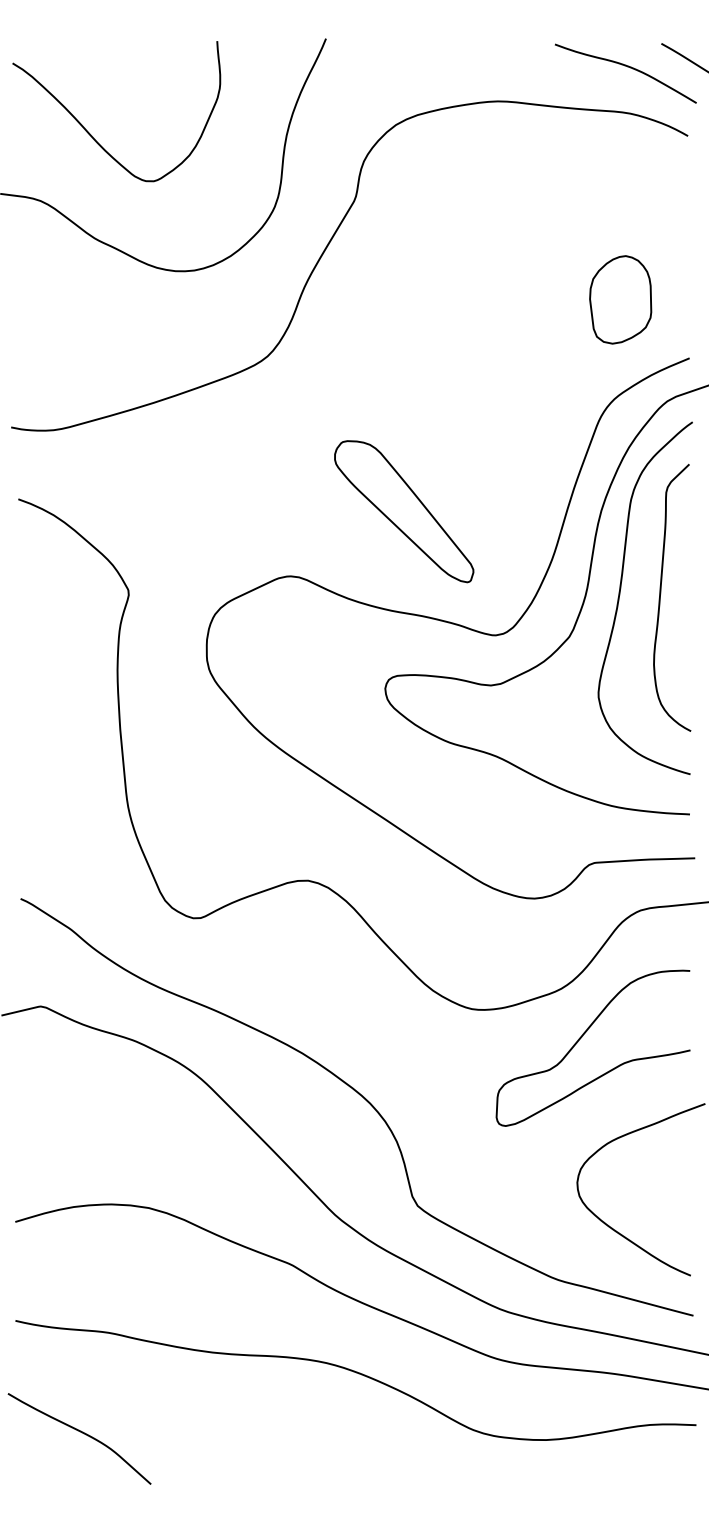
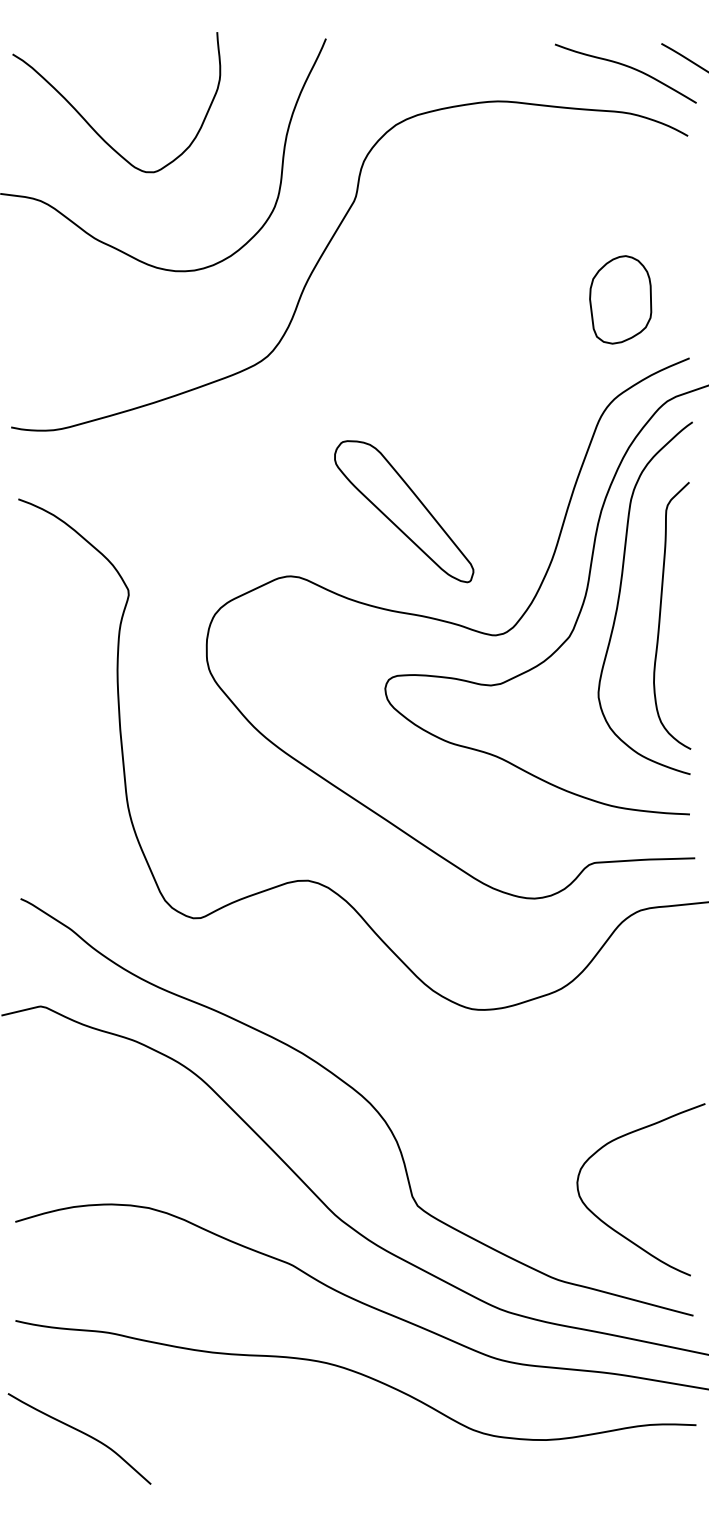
curve position: (92, 135) -> (92, 126) (92, 126)
curve position: (661, 593) -> (661, 611) (661, 611)
curve: present -> none (582, 1037)
